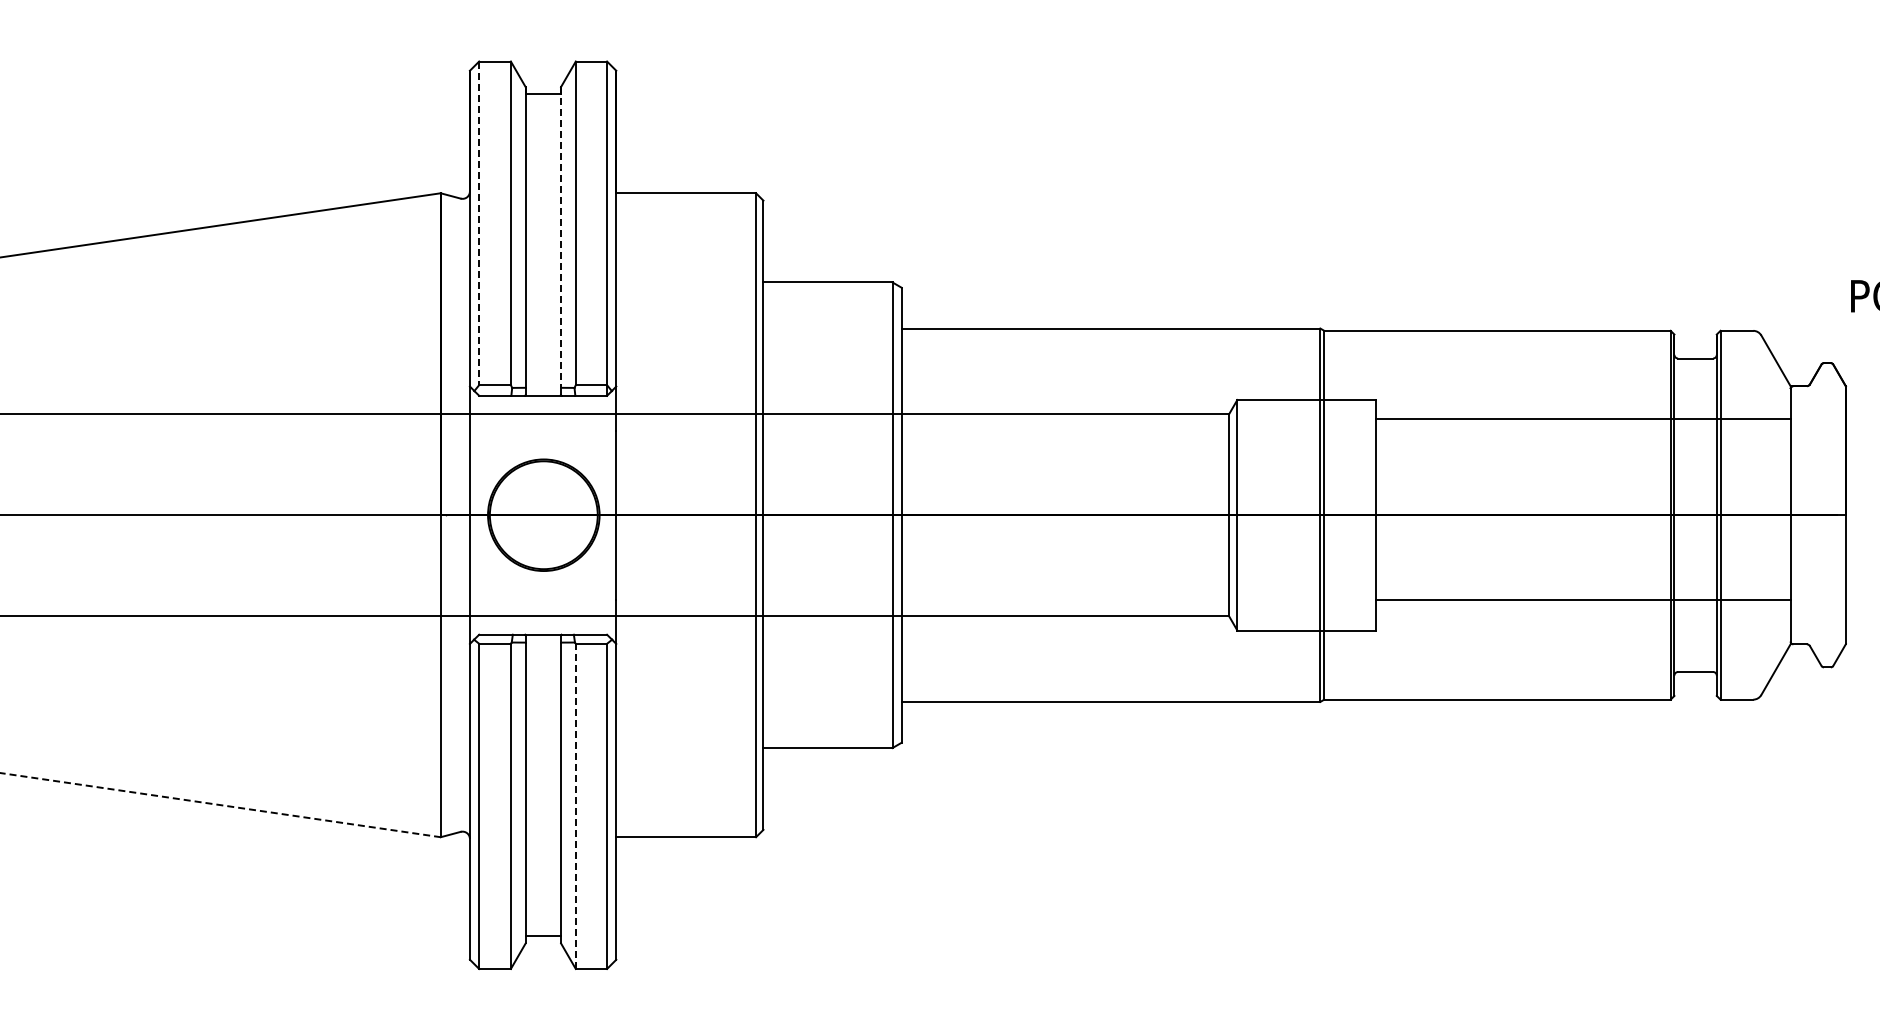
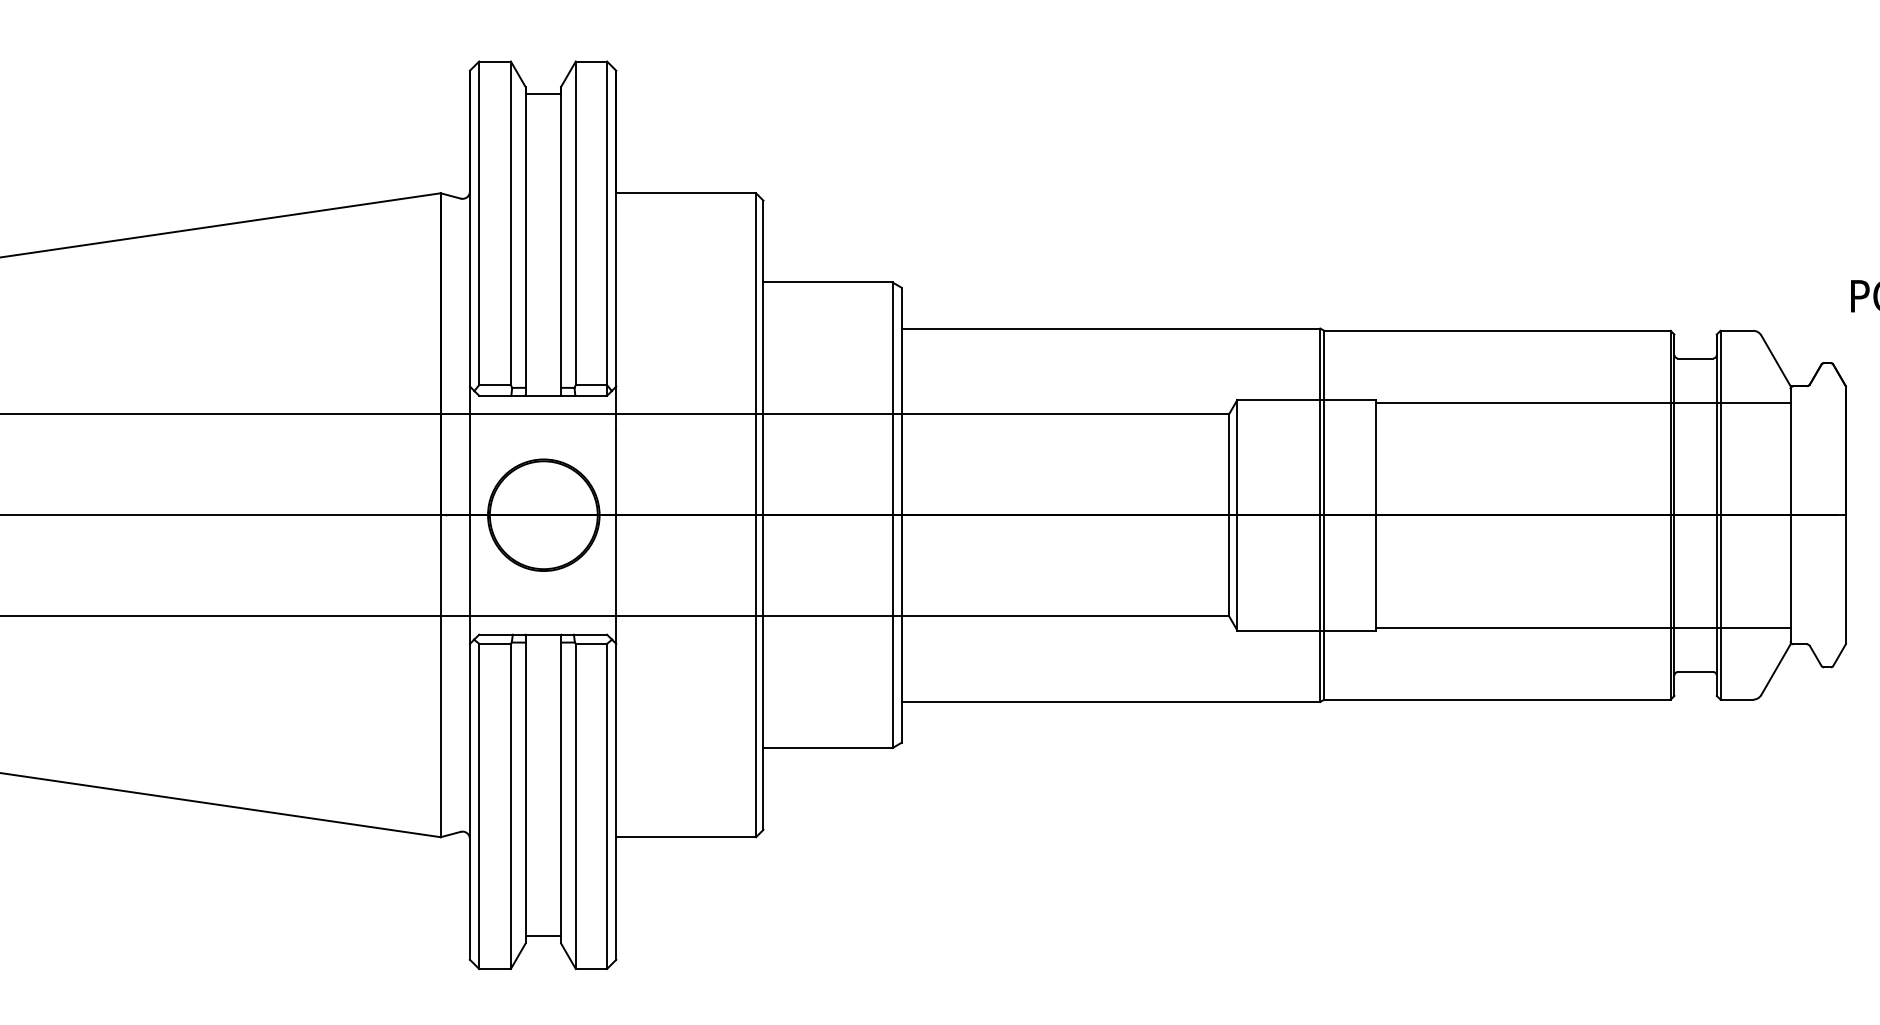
line: dashed -> solid (479, 223)
line: dashed -> solid (561, 237)
line position: (1582, 418) -> (1582, 402) (1582, 402)
line position: (1582, 599) -> (1582, 627) (1582, 627)
line: dashed -> solid (221, 805)
line: dashed -> solid (575, 806)
